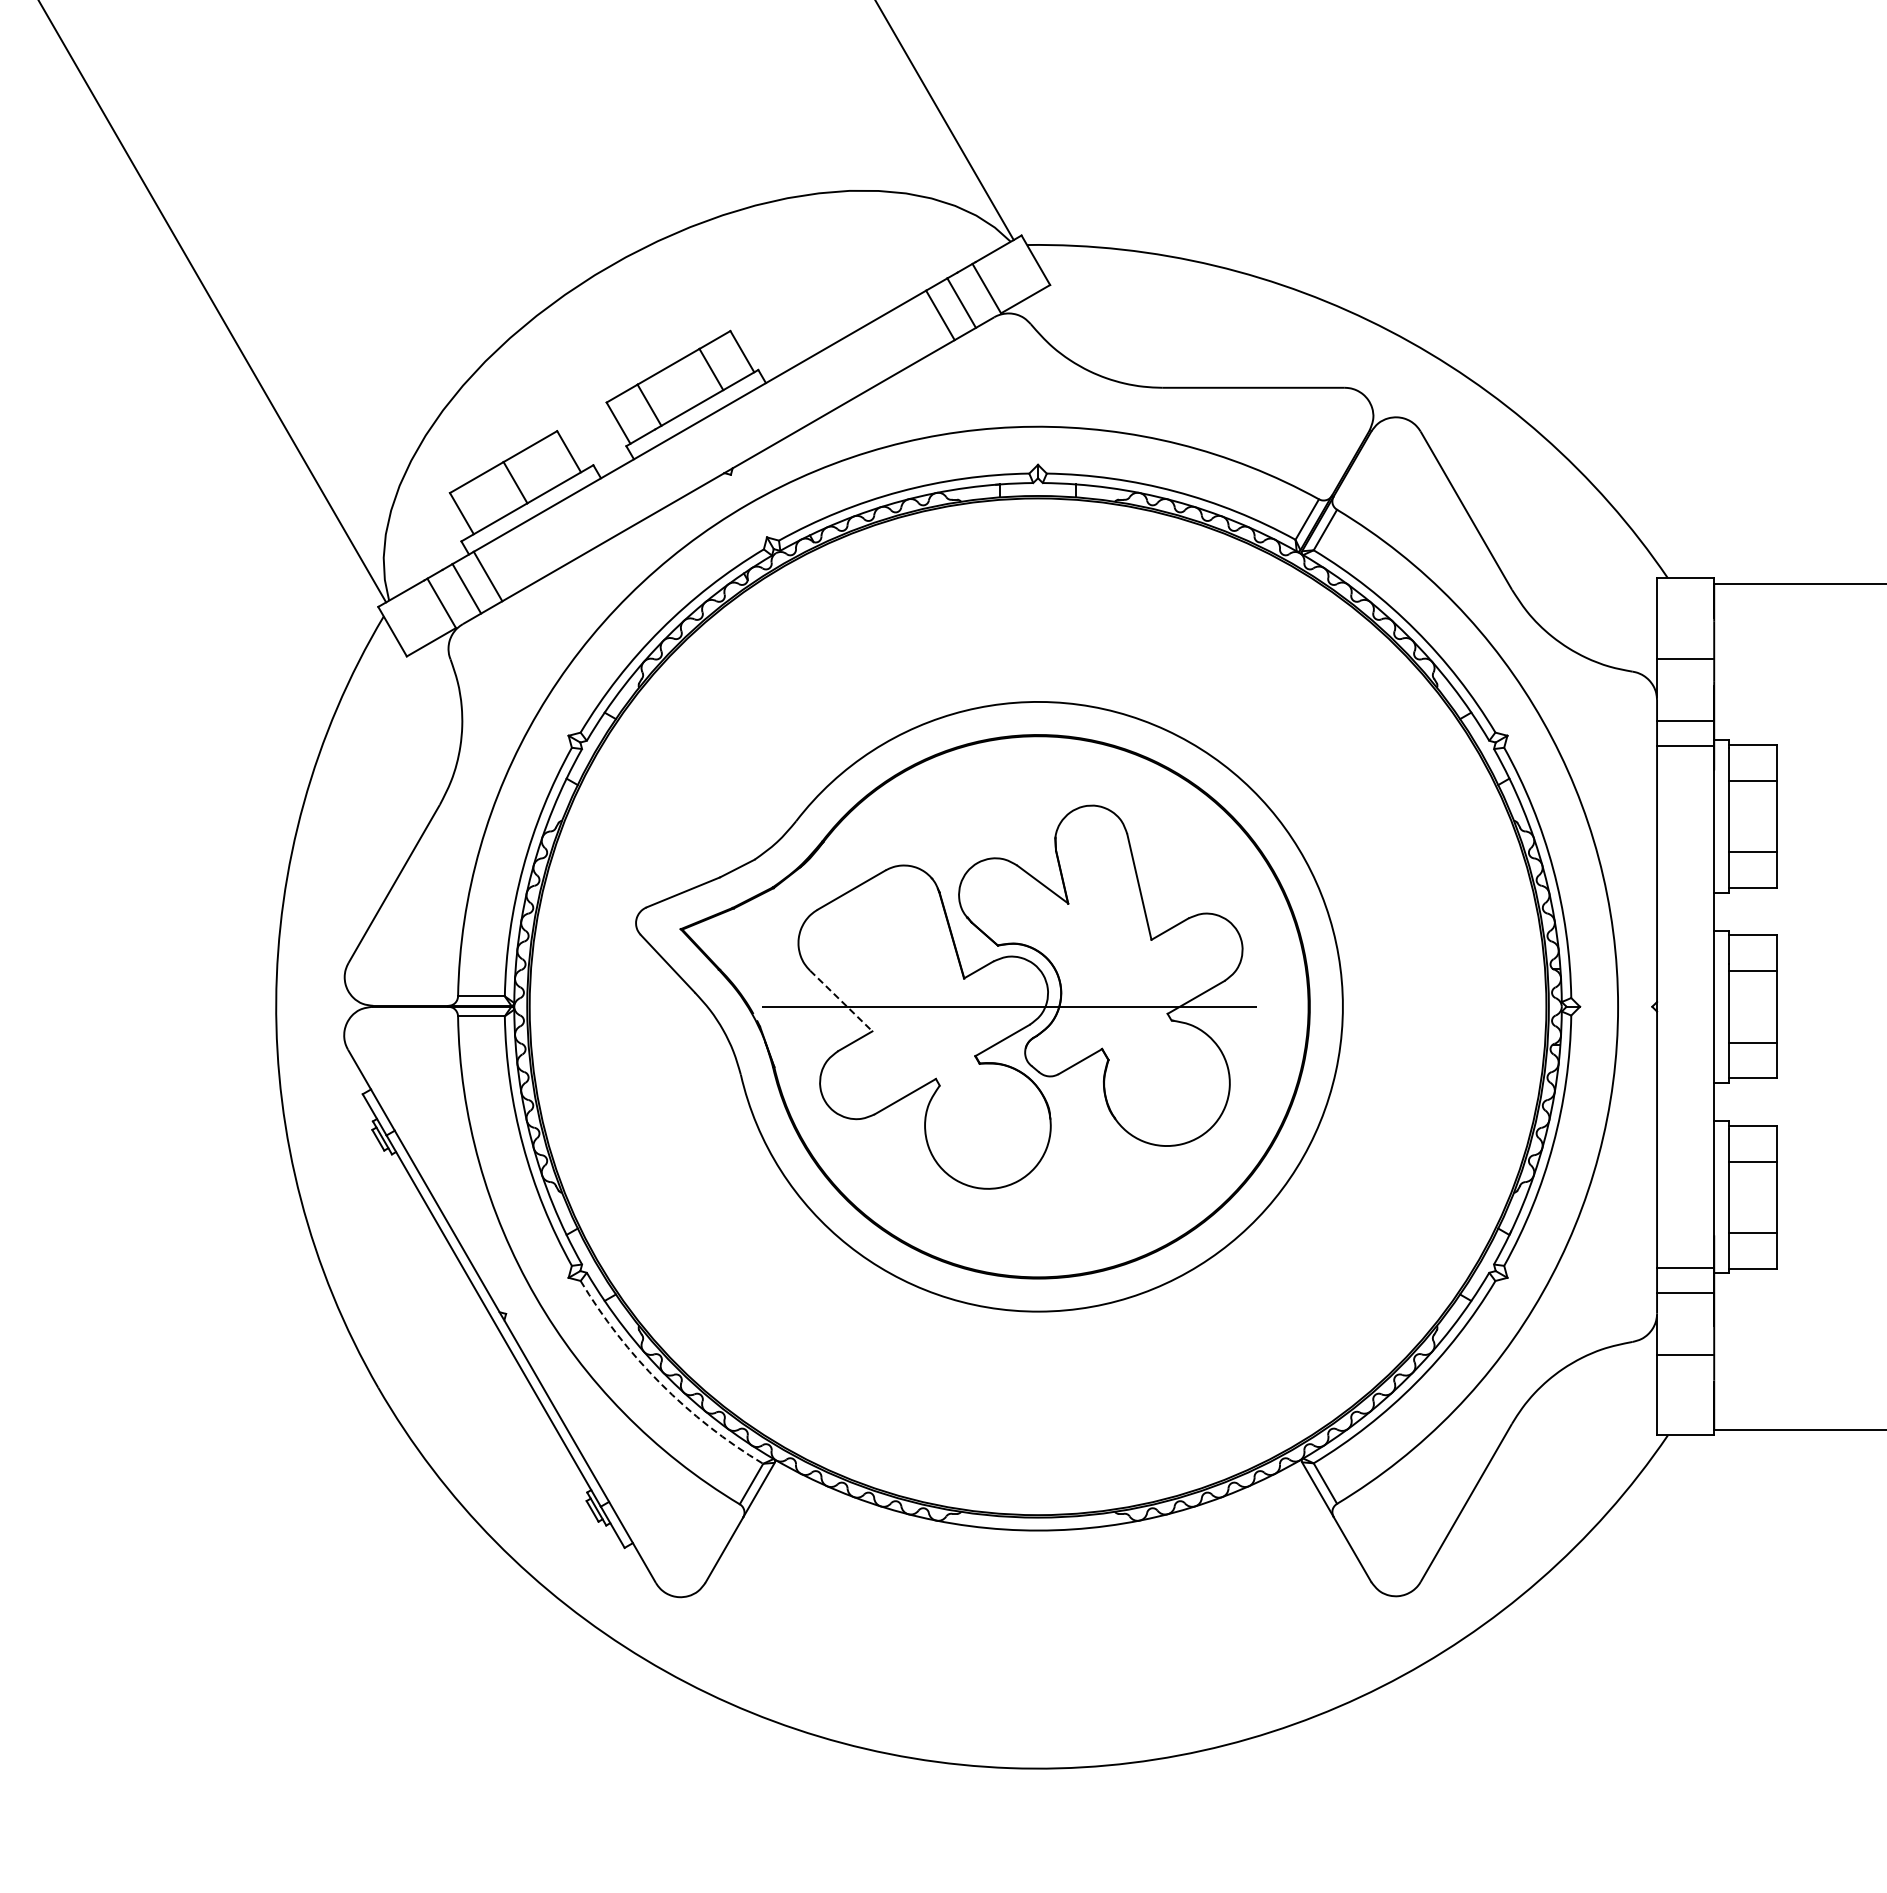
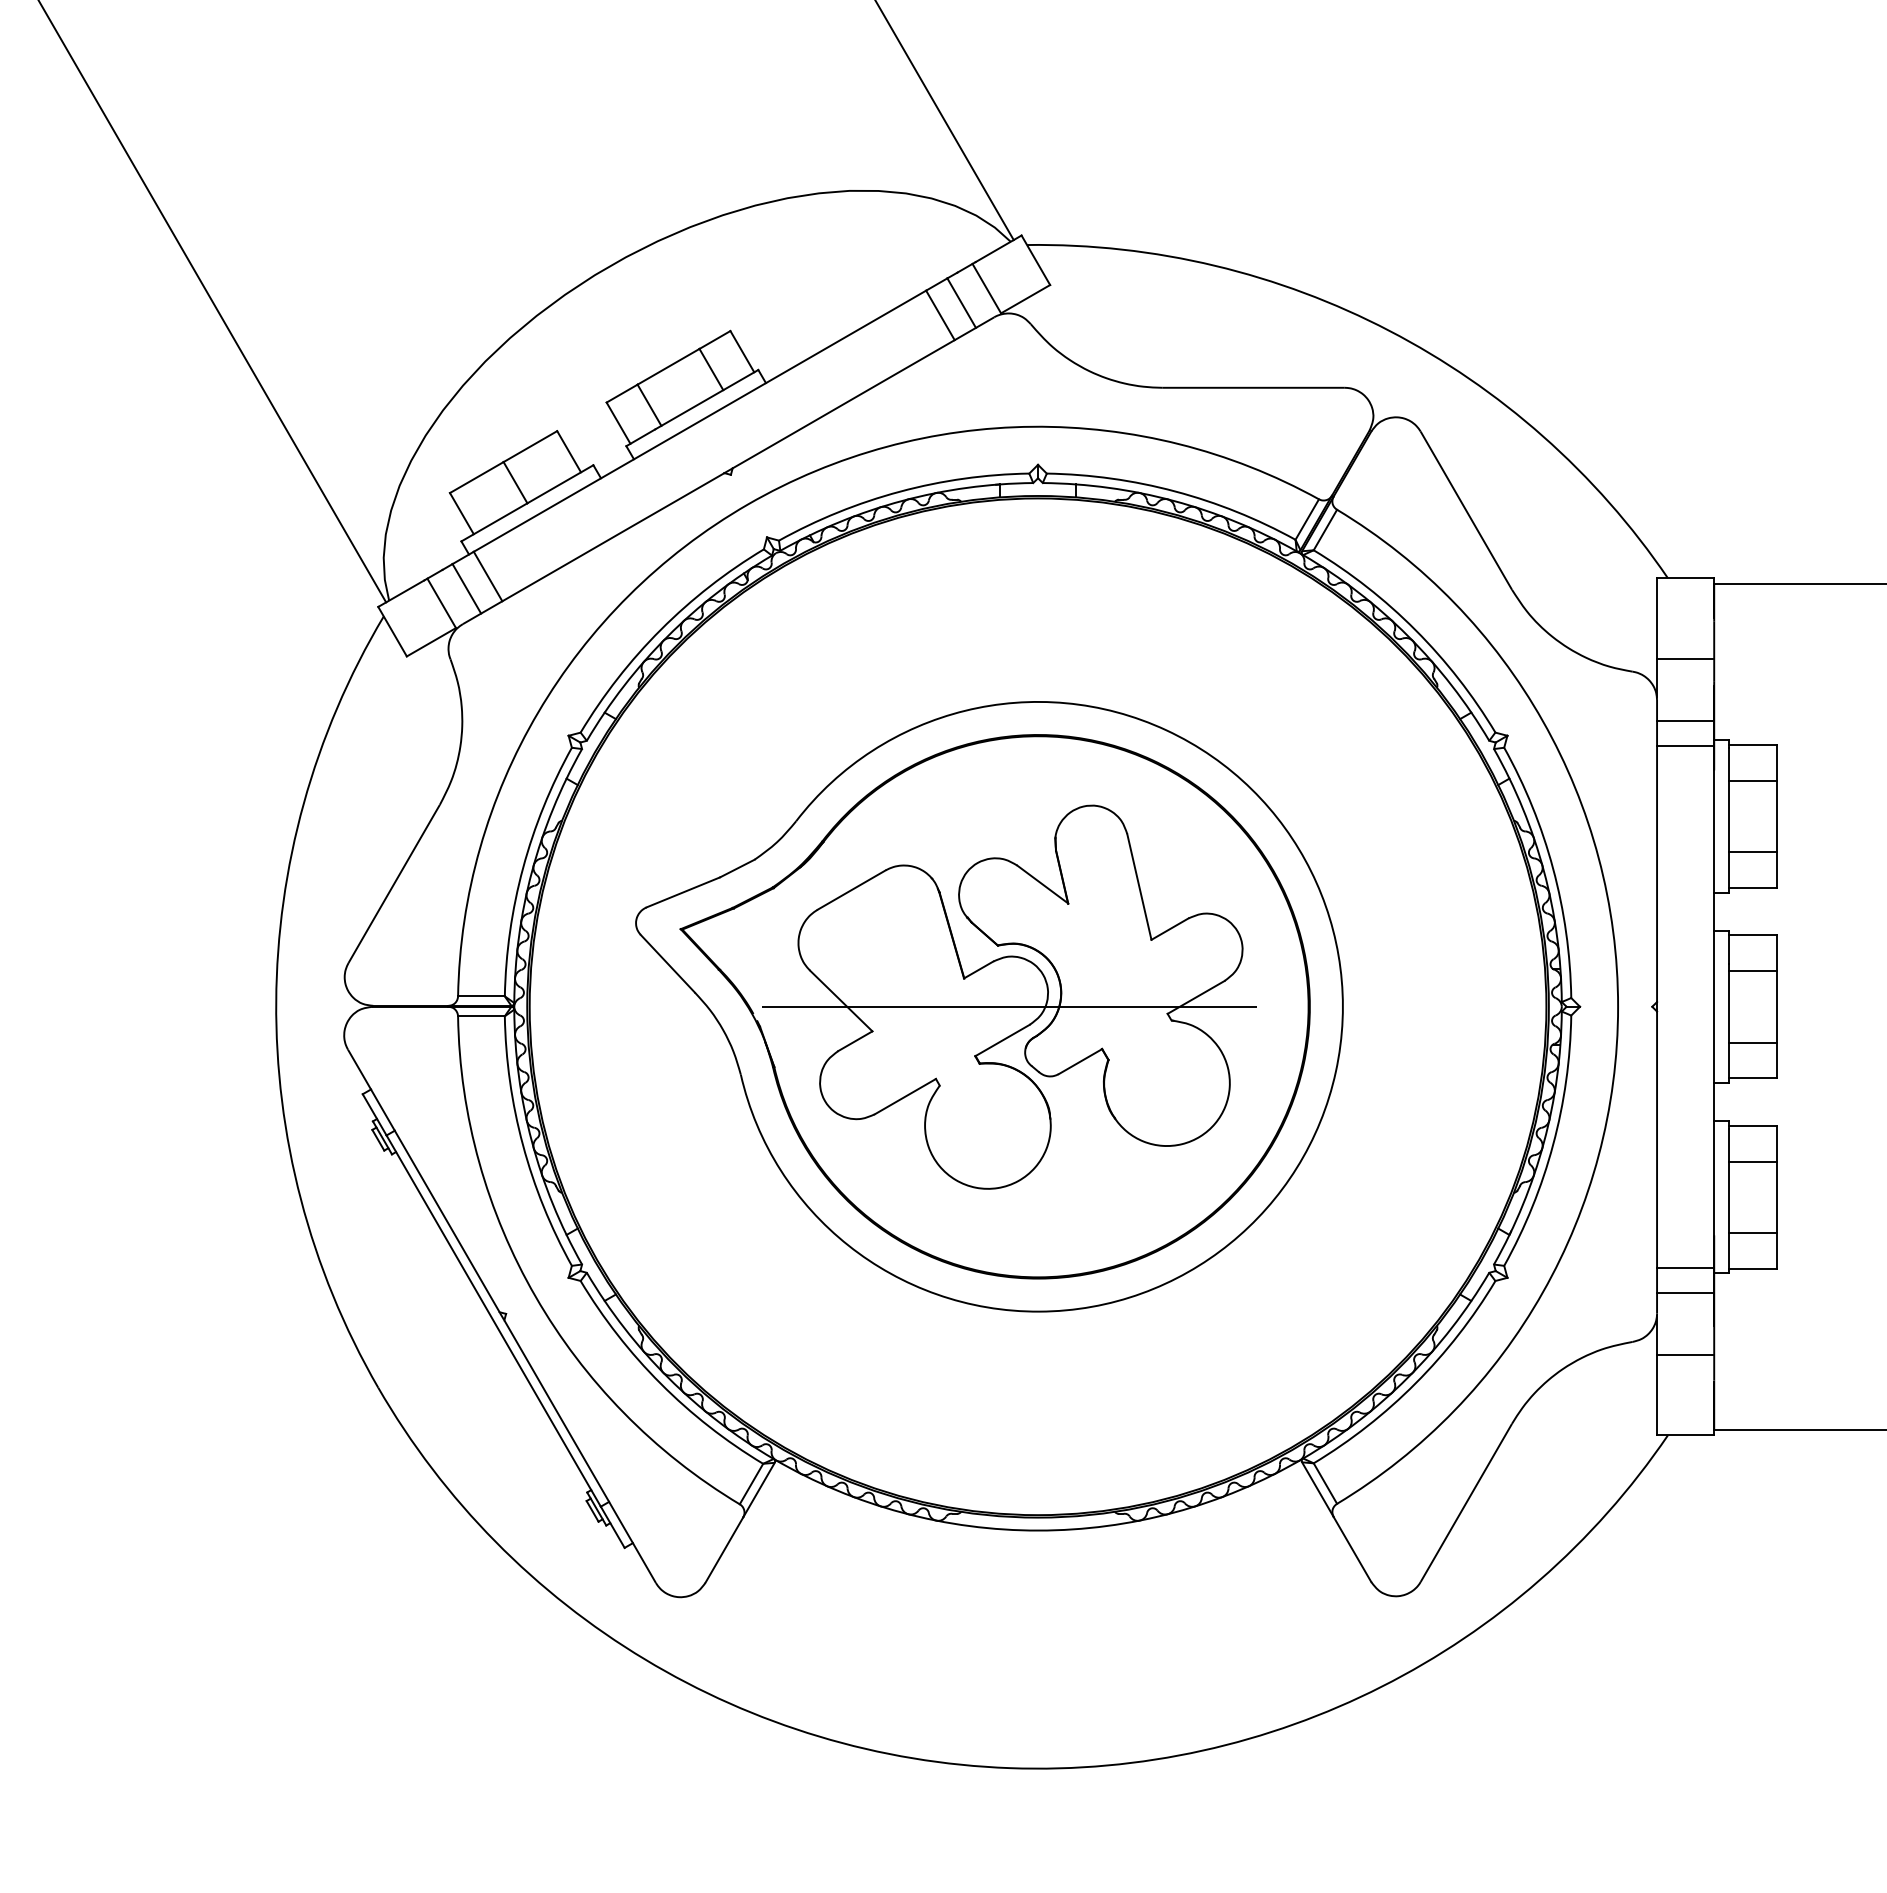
line: dashed -> solid (841, 1001)
arc: dashed -> solid (660, 1383)
